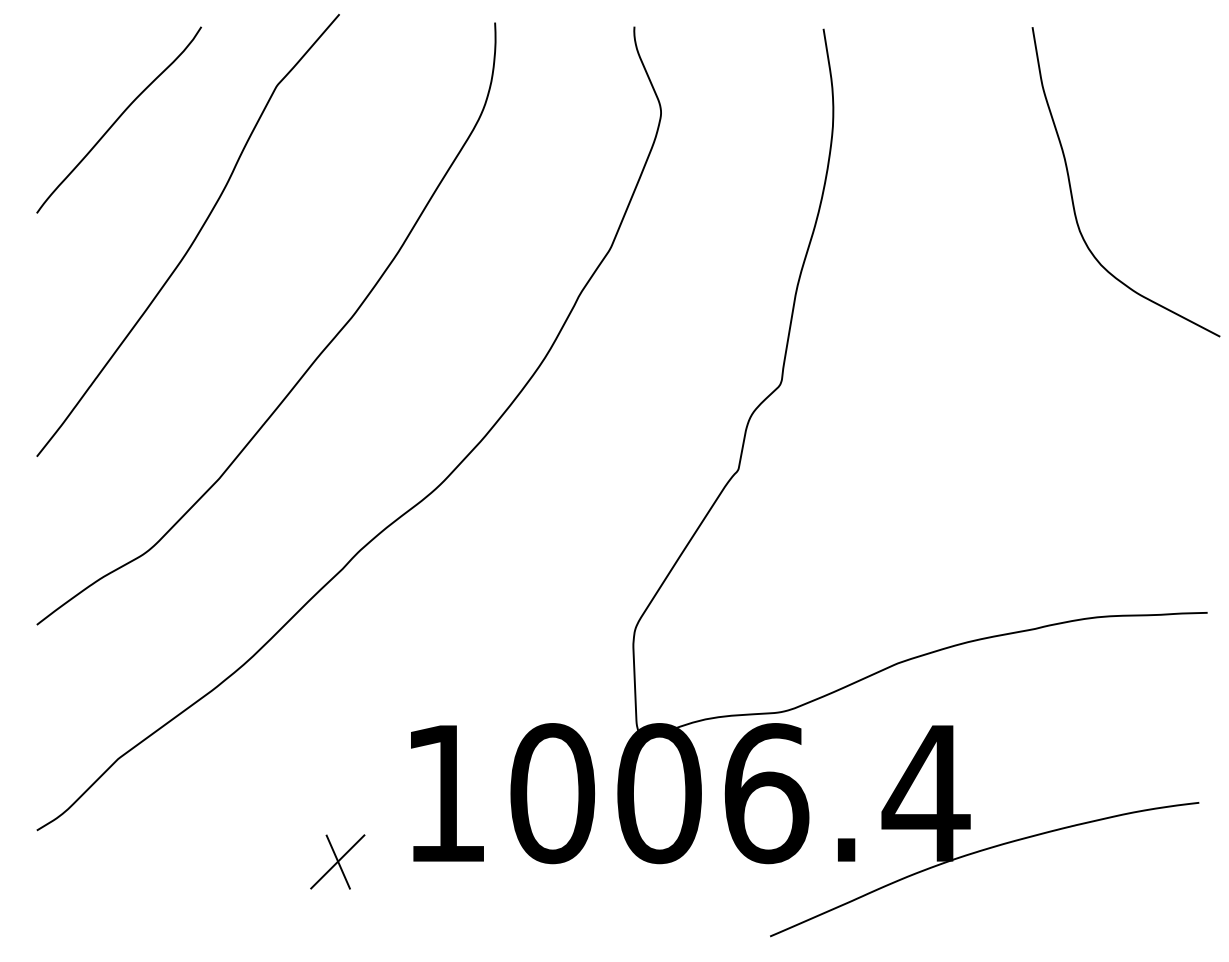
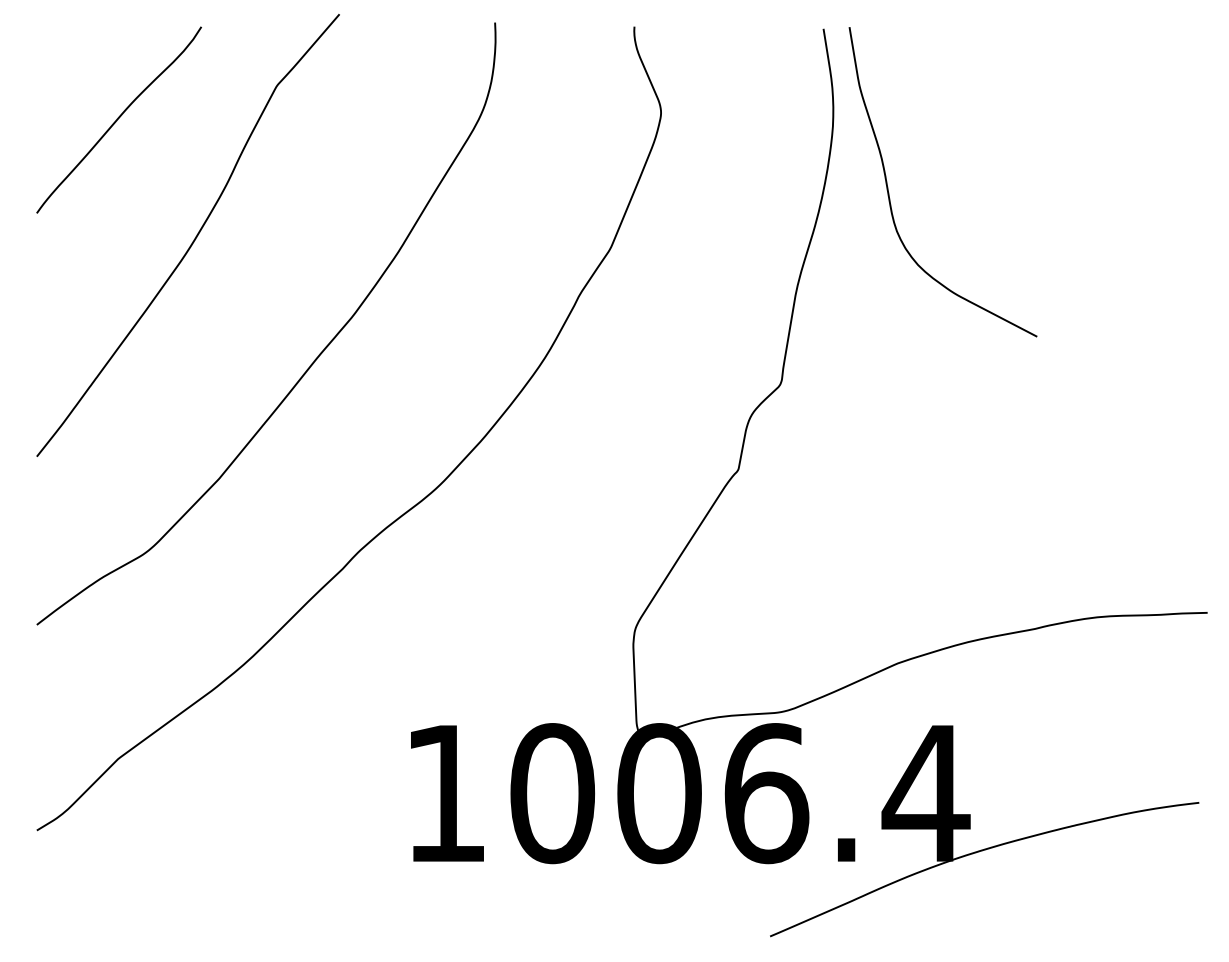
curve position: (1072, 192) -> (889, 192) (889, 192)
part: present -> none (337, 861)
